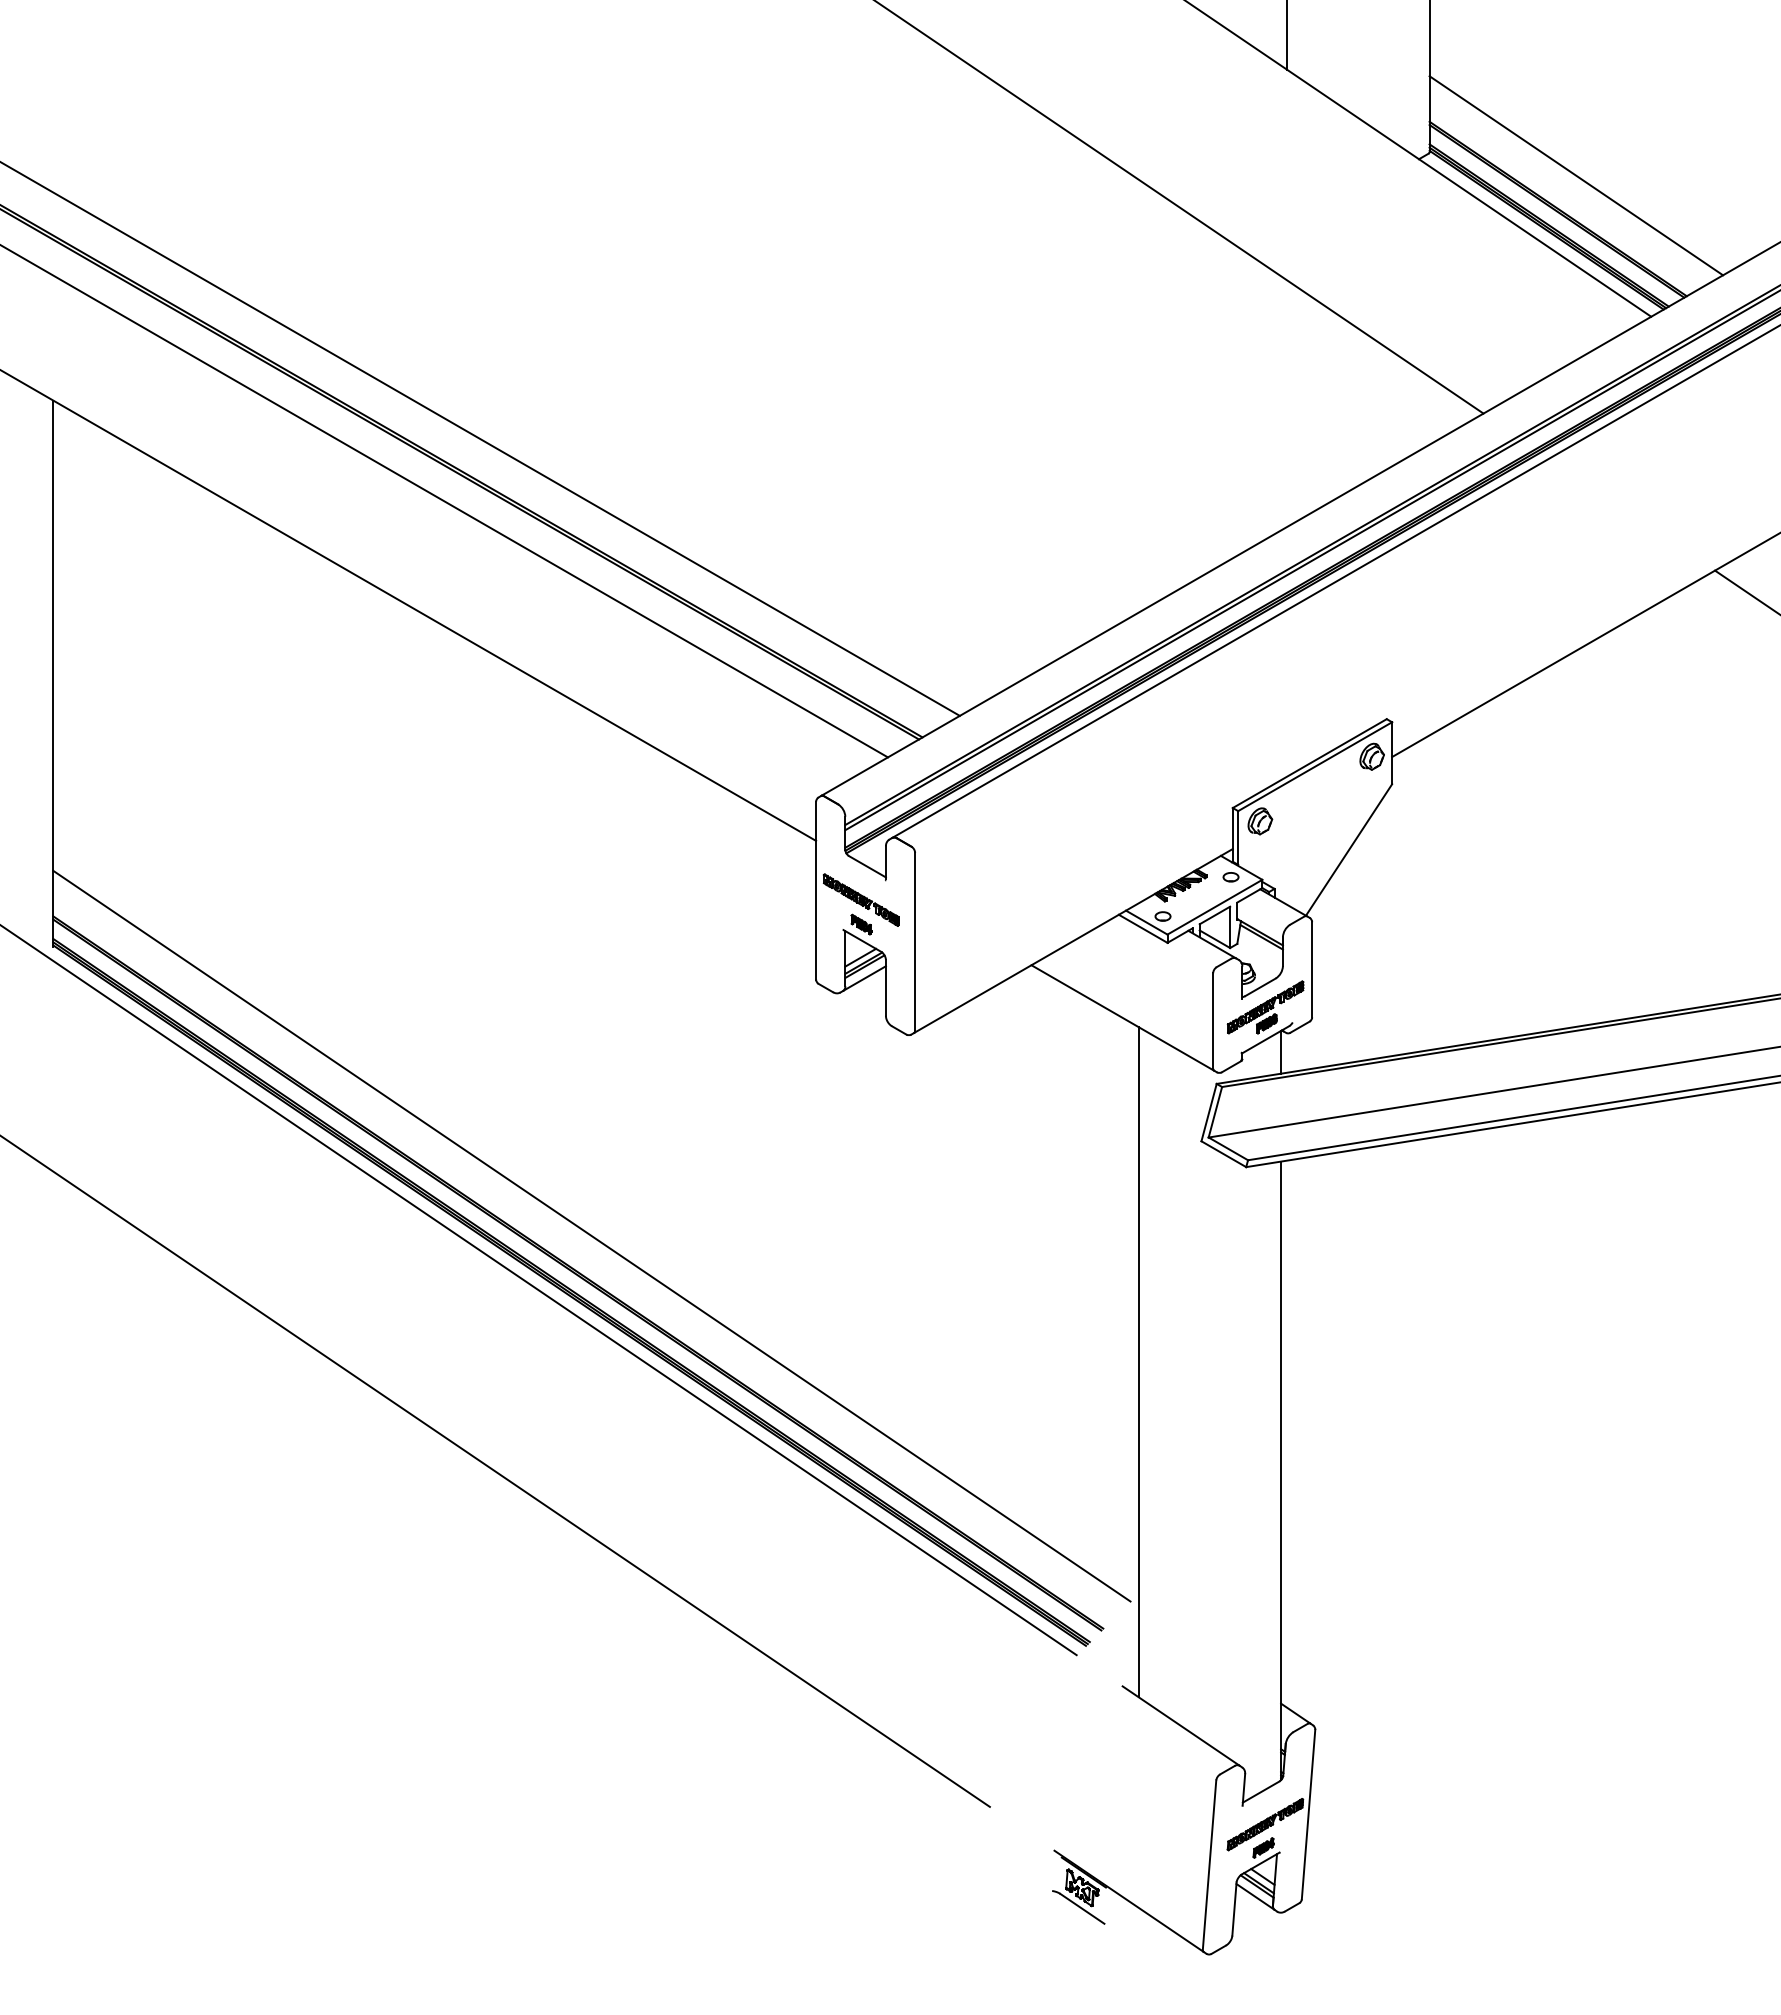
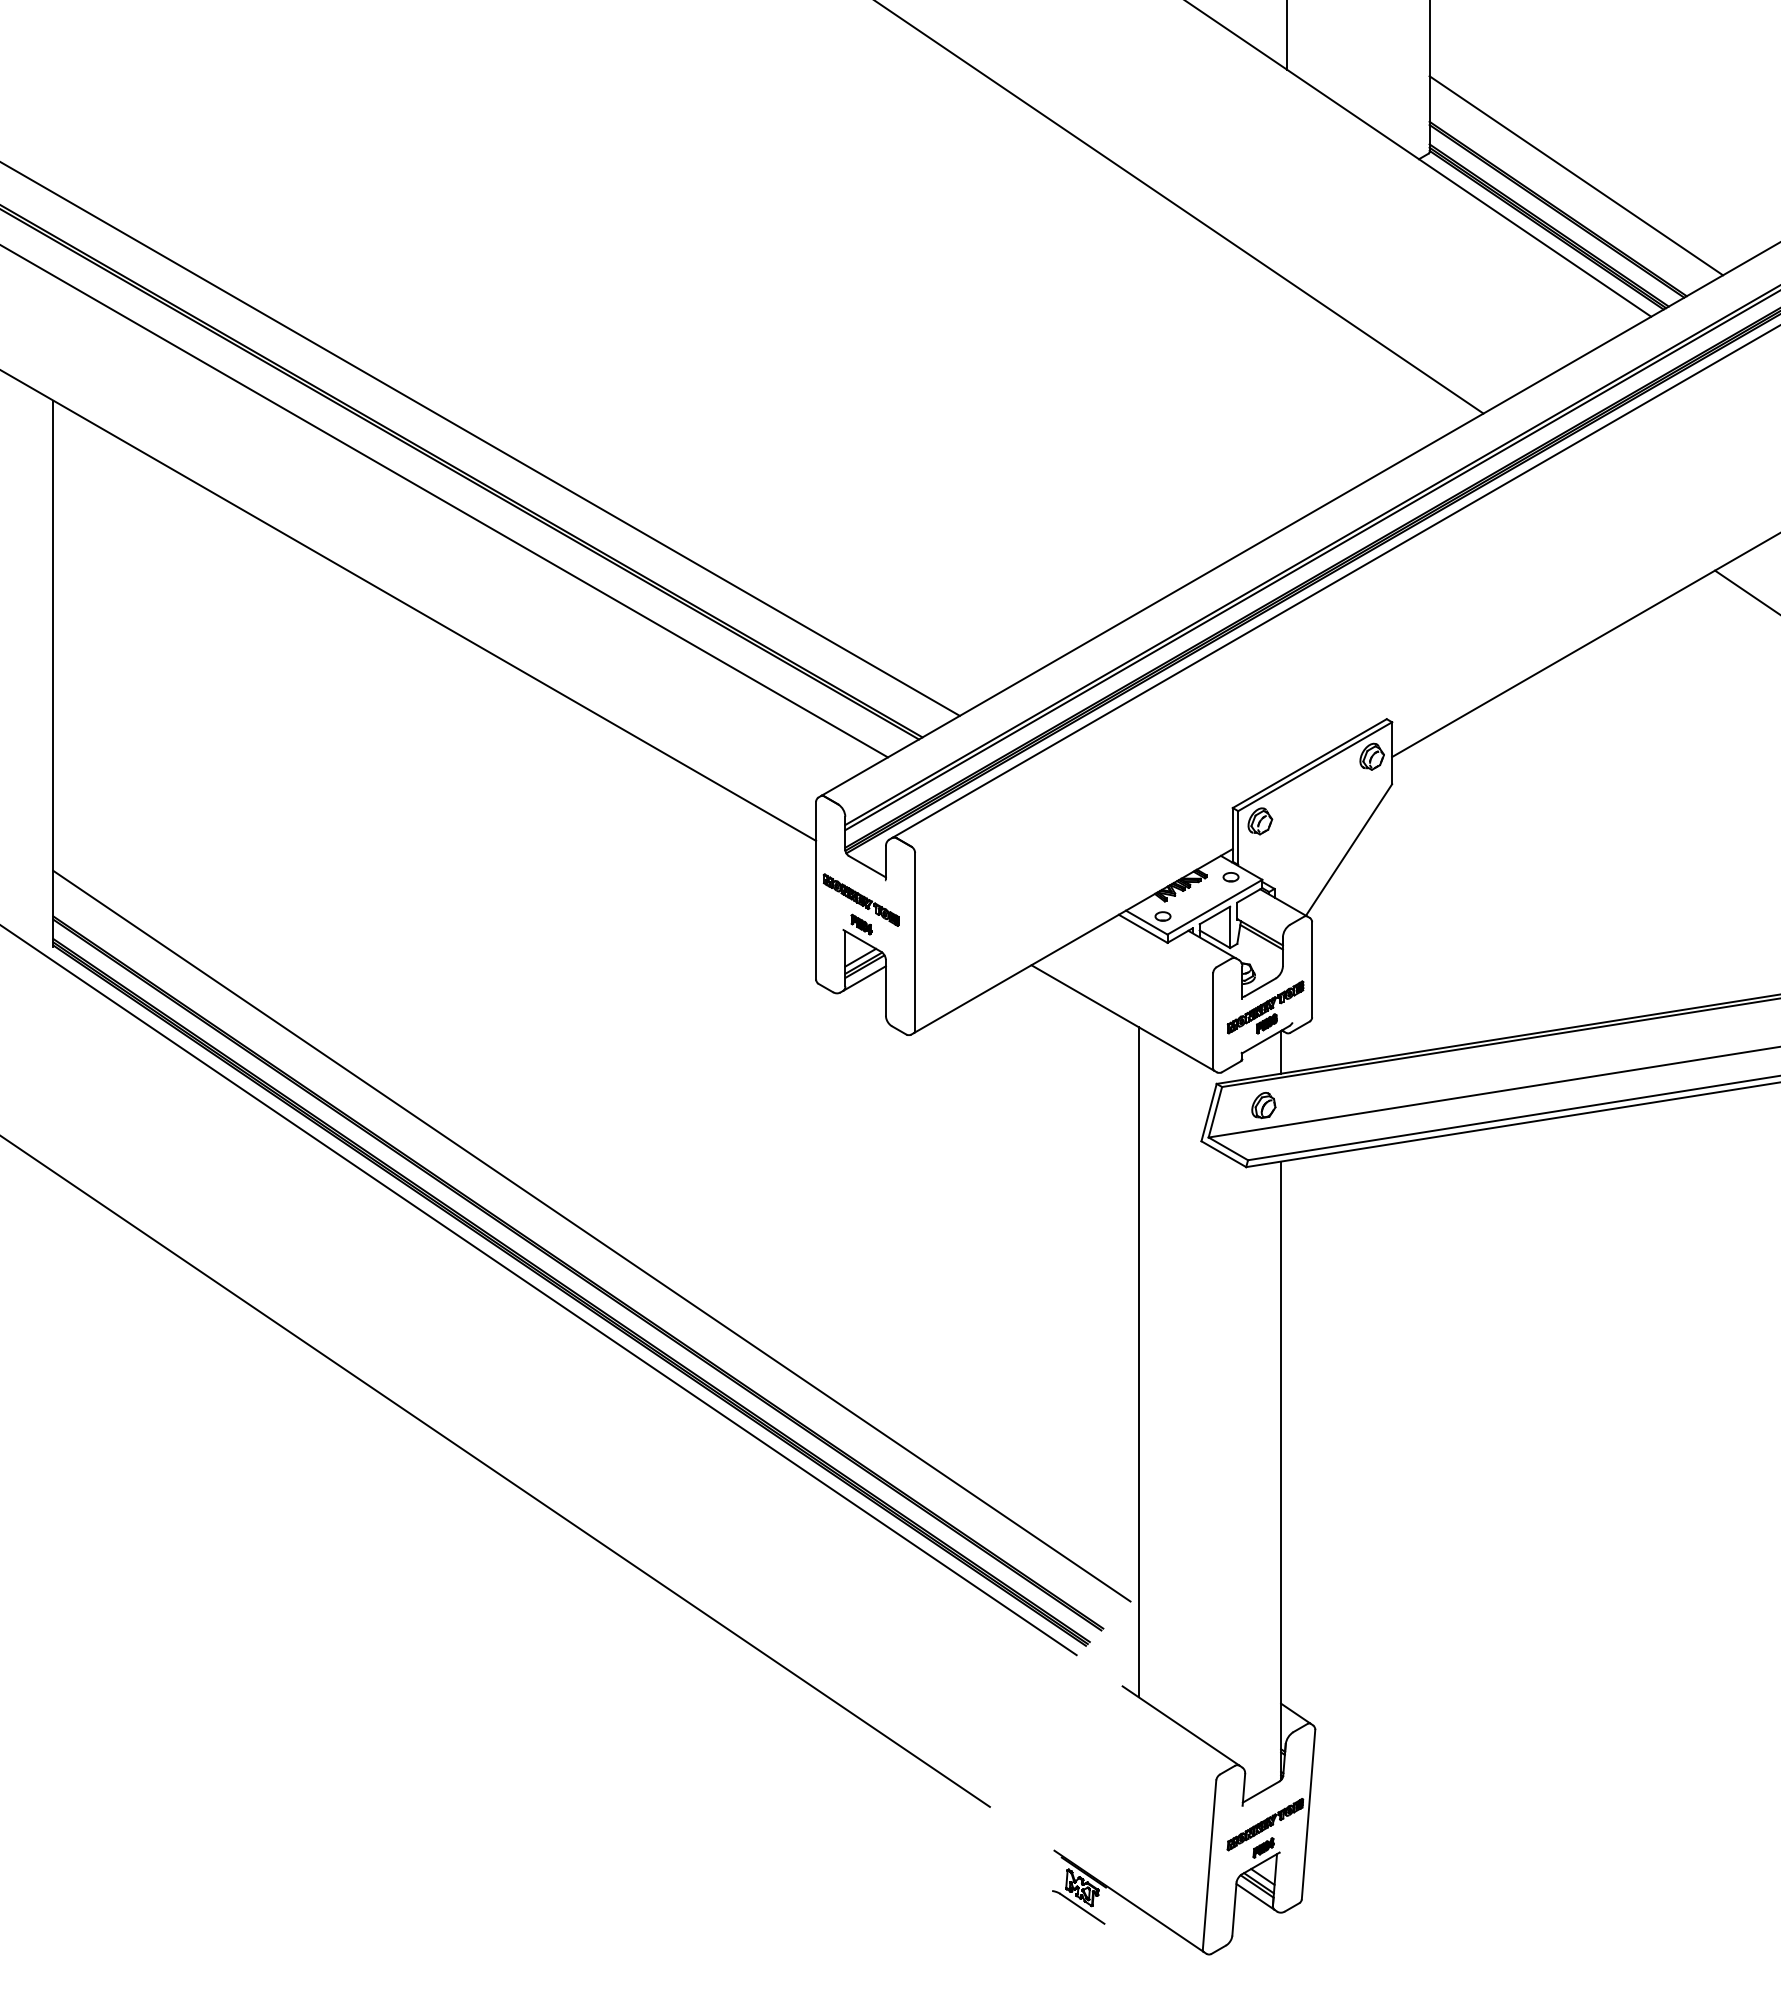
part: none -> present (1263, 1105)
